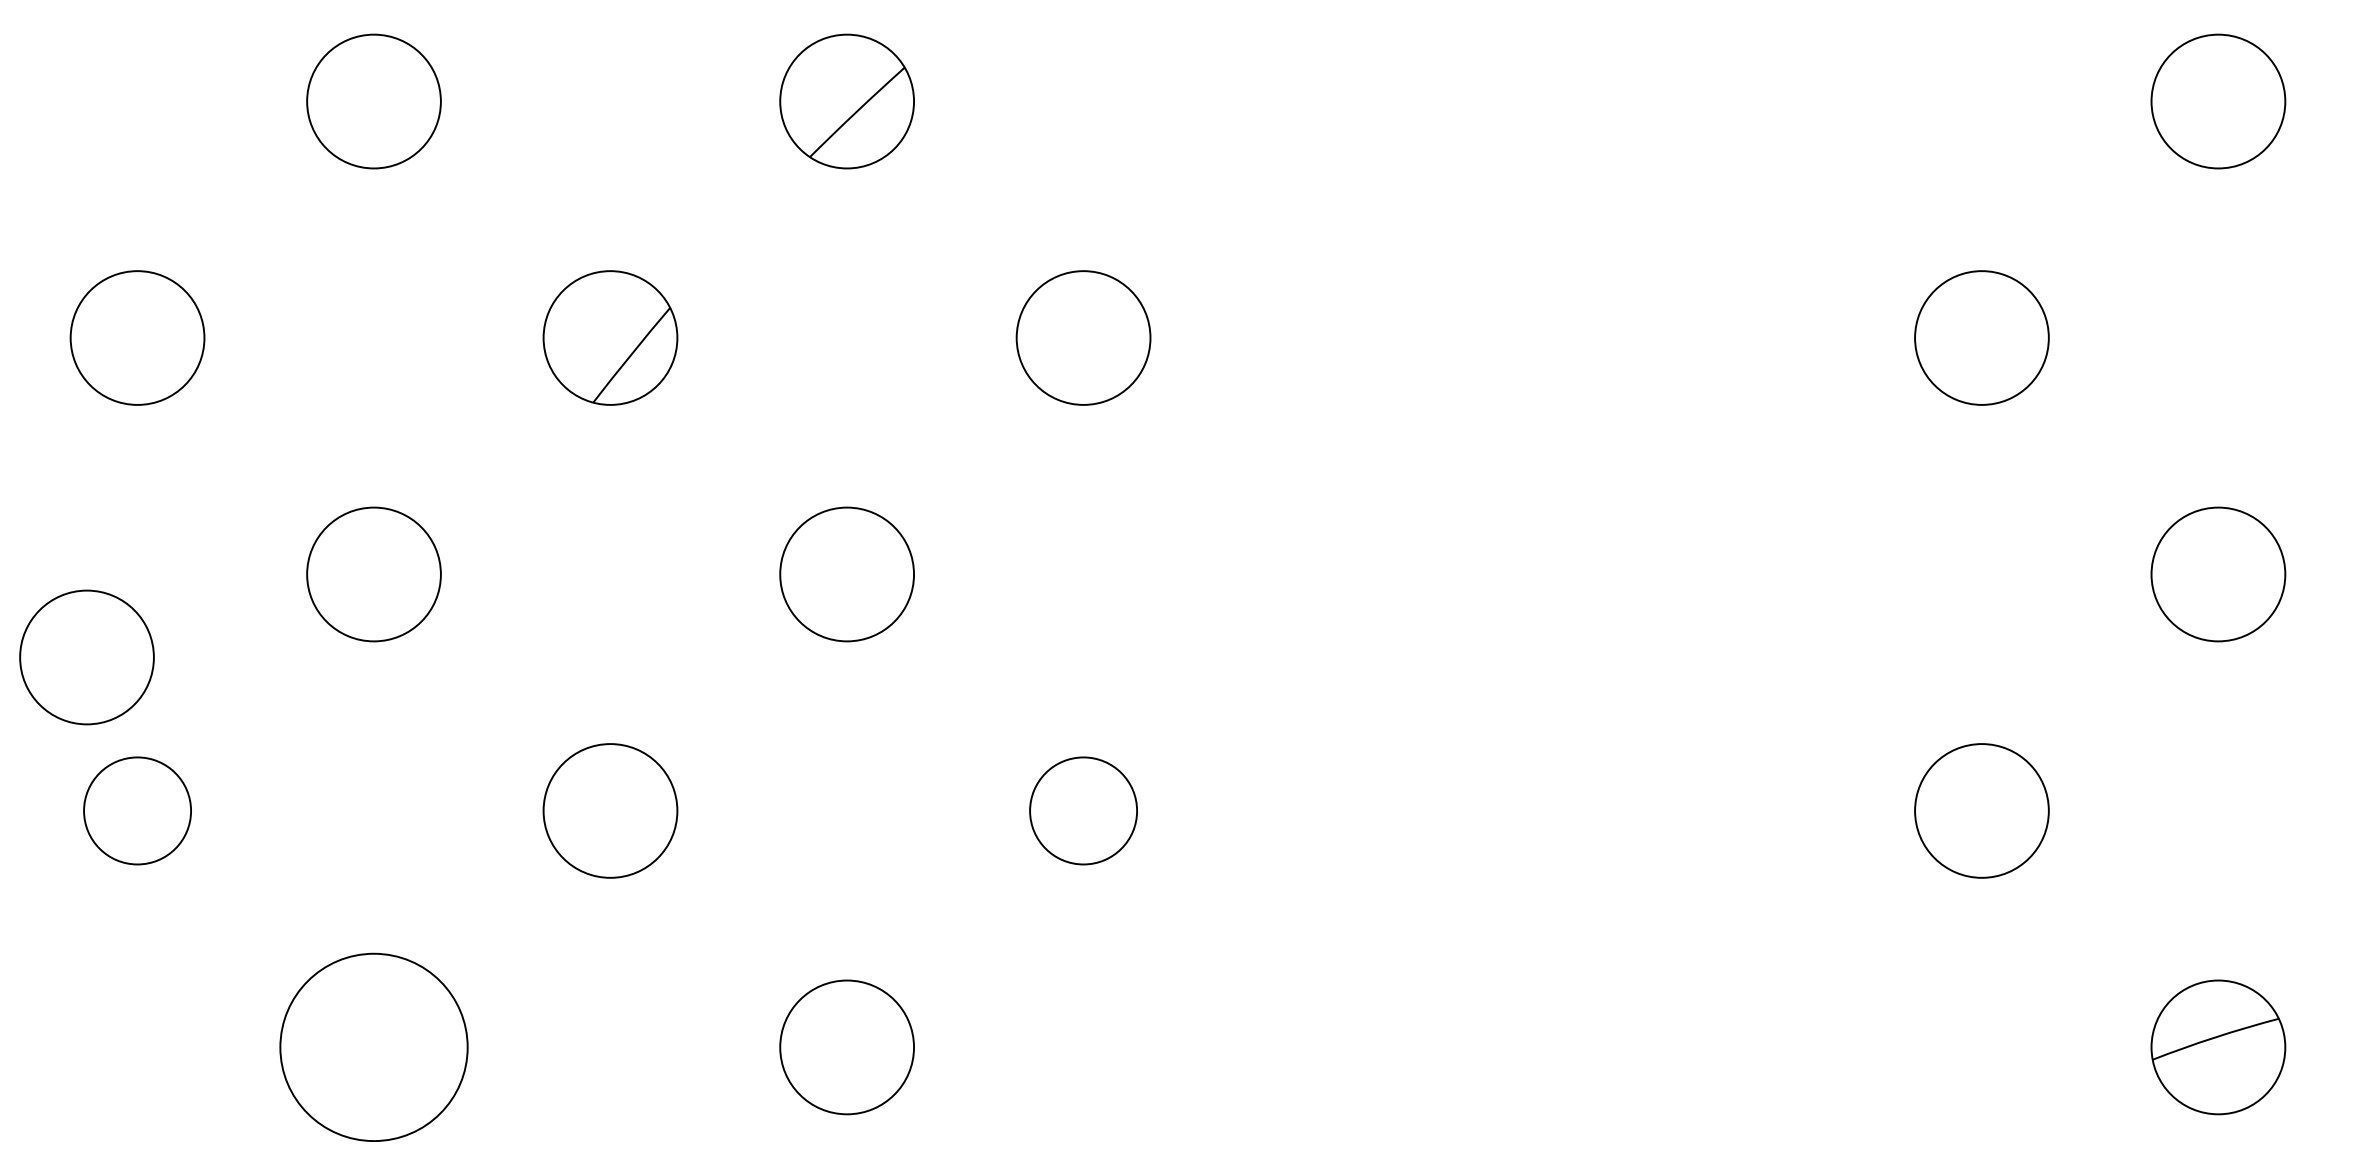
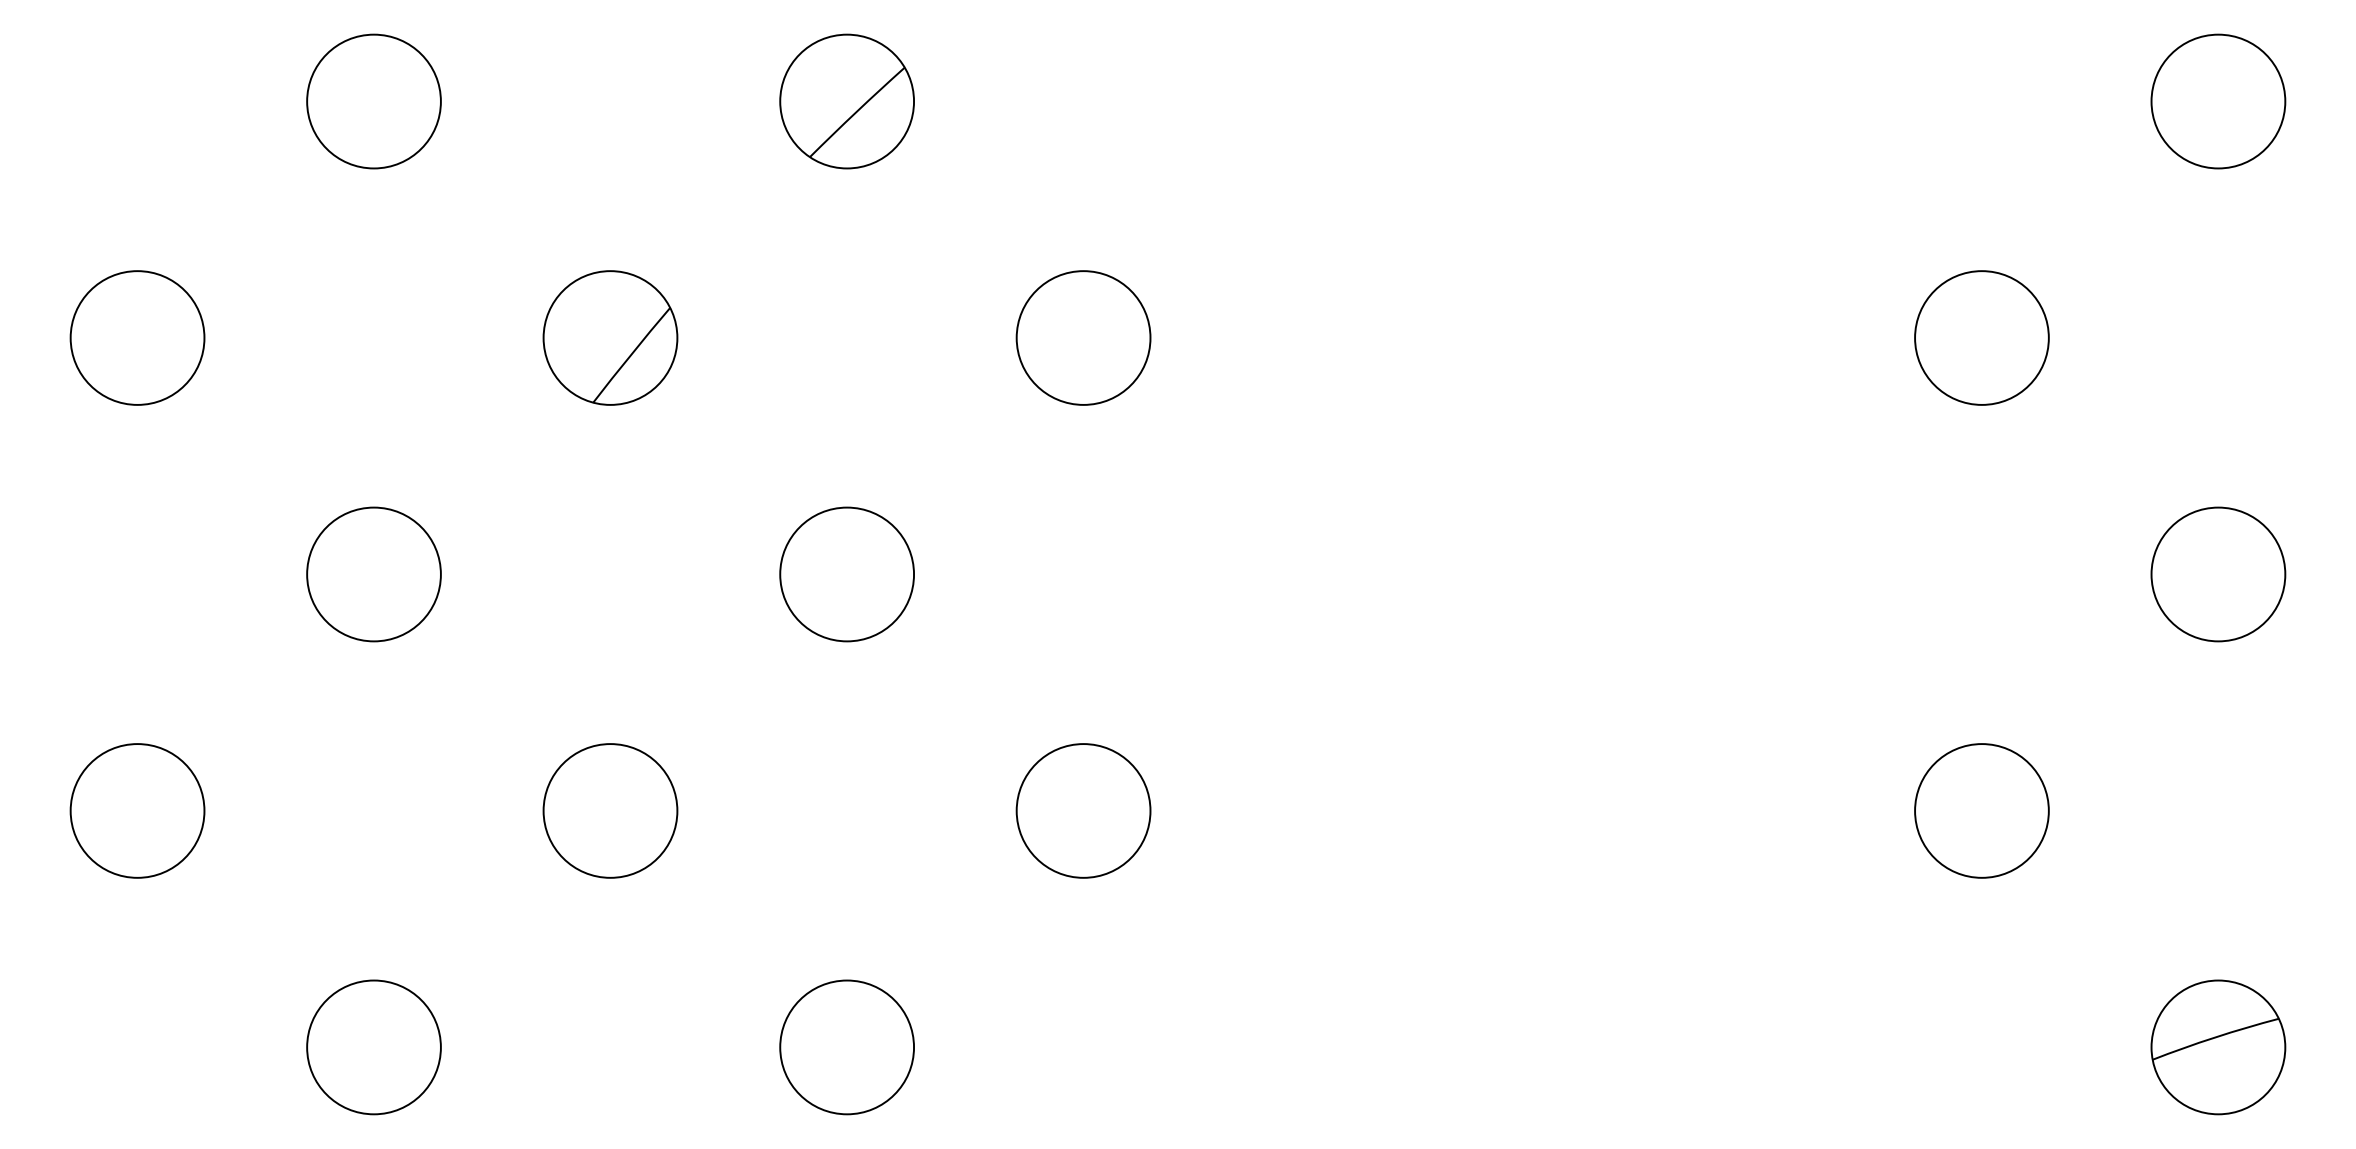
circle: present -> none (86, 657)
circle diameter: 107 px -> 134 px (137, 810)
circle diameter: 107 px -> 134 px (1083, 810)
circle diameter: 187 px -> 134 px (373, 1047)
